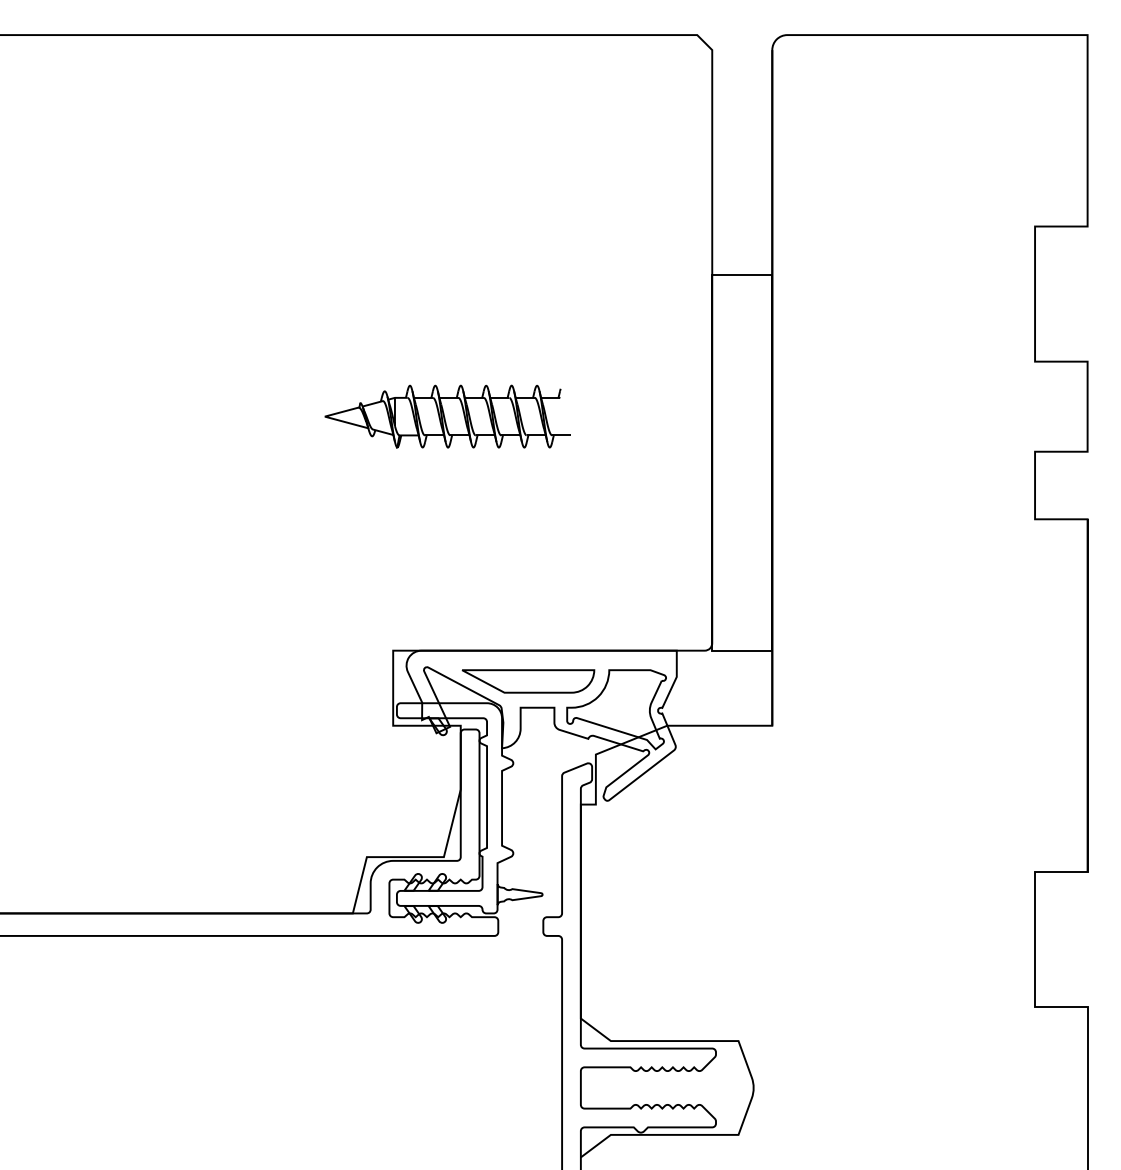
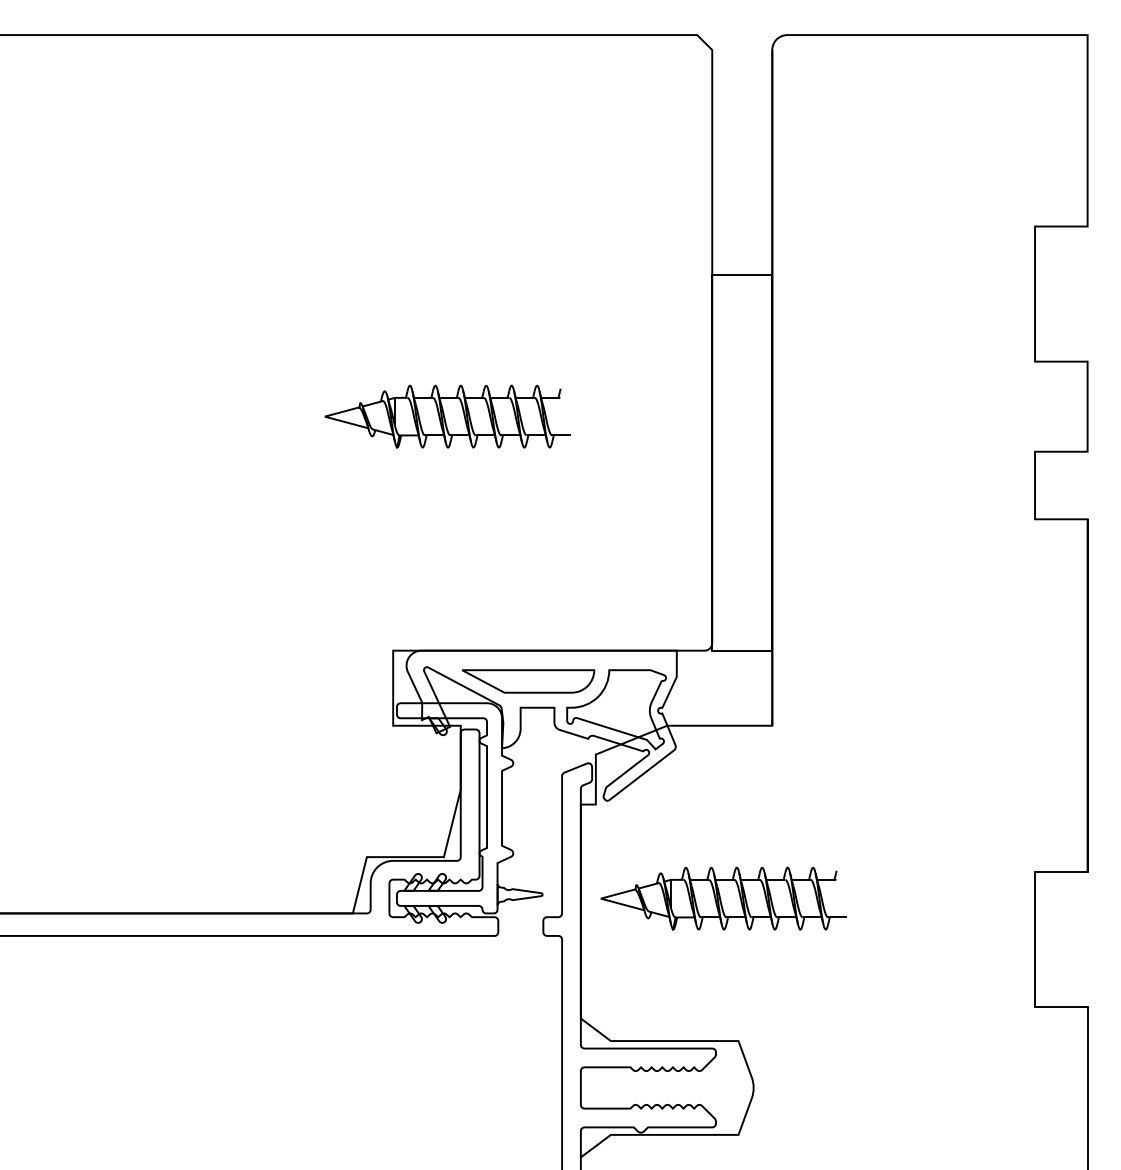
part: none -> present (723, 898)
